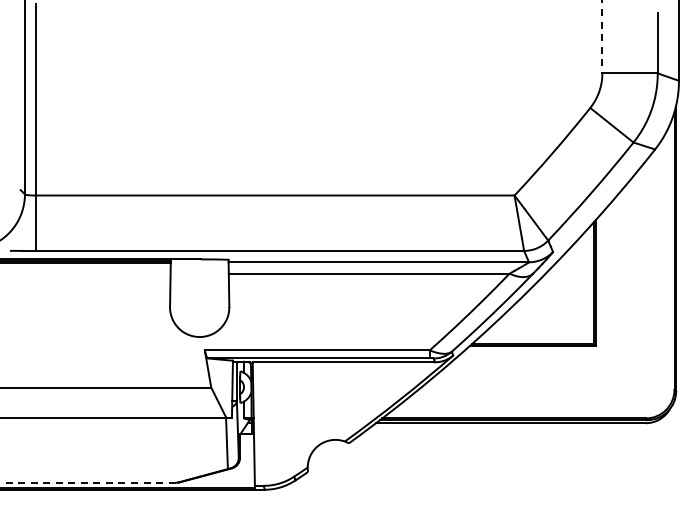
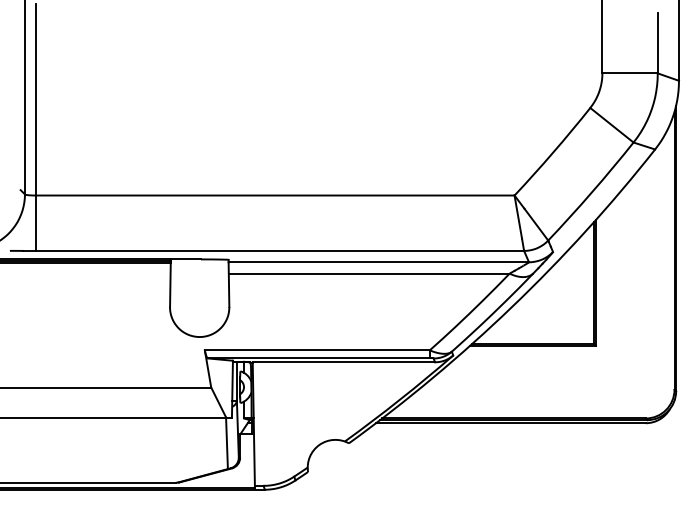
line: dashed -> solid (602, 37)
line: dashed -> solid (87, 482)
